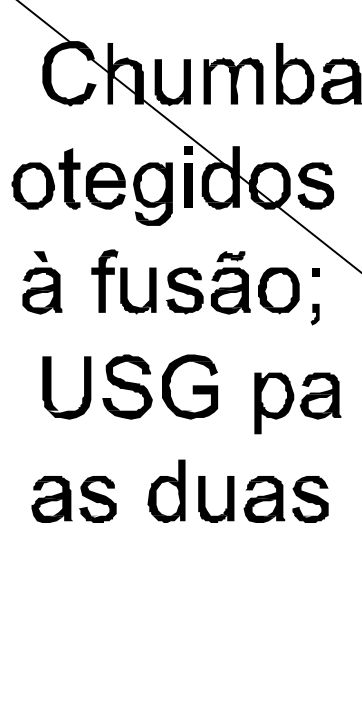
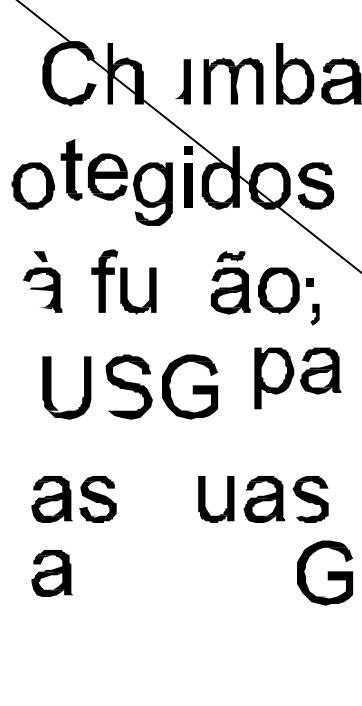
fill: present -> none (168, 82)
part position: (91, 178) -> (93, 169) (93, 169)
part position: (315, 272) -> (309, 282) (309, 282)
part: present -> none (184, 290)
fill: present -> none (37, 301)
part position: (297, 403) -> (297, 378) (297, 378)
fill: present -> none (115, 404)
part: present -> none (166, 490)
fill: present -> none (302, 511)
part: none -> present (325, 572)
part: none -> present (51, 573)
